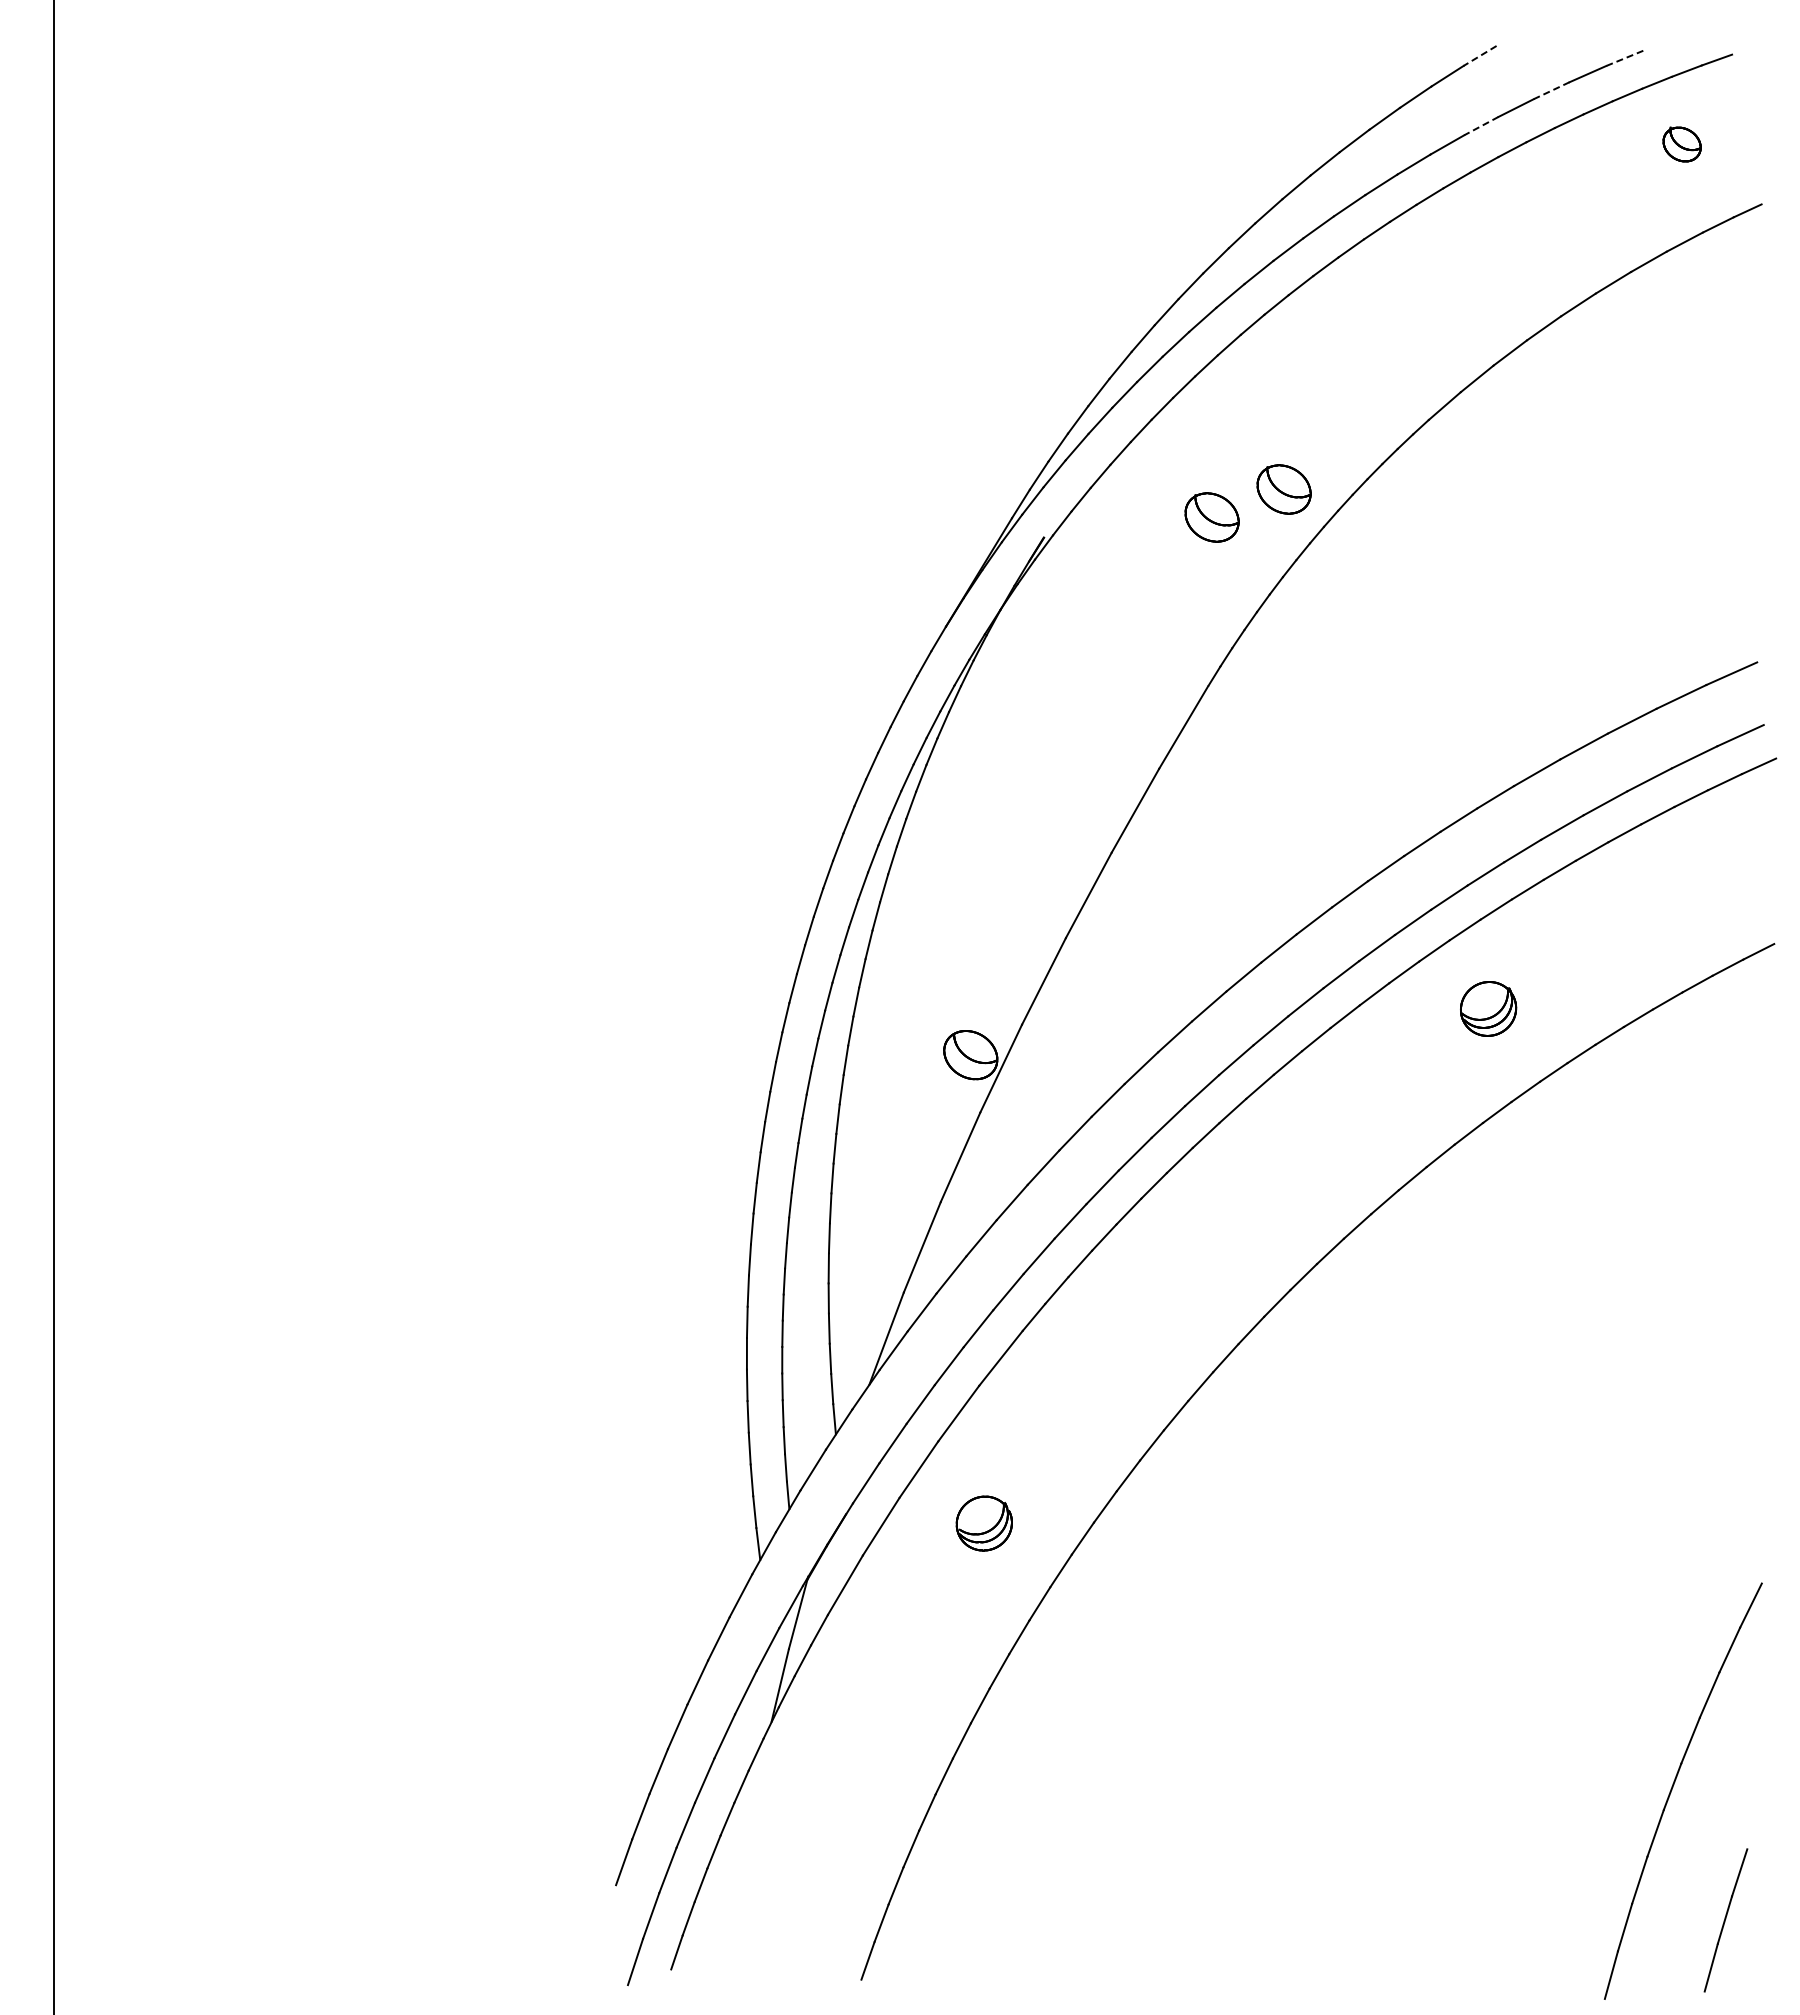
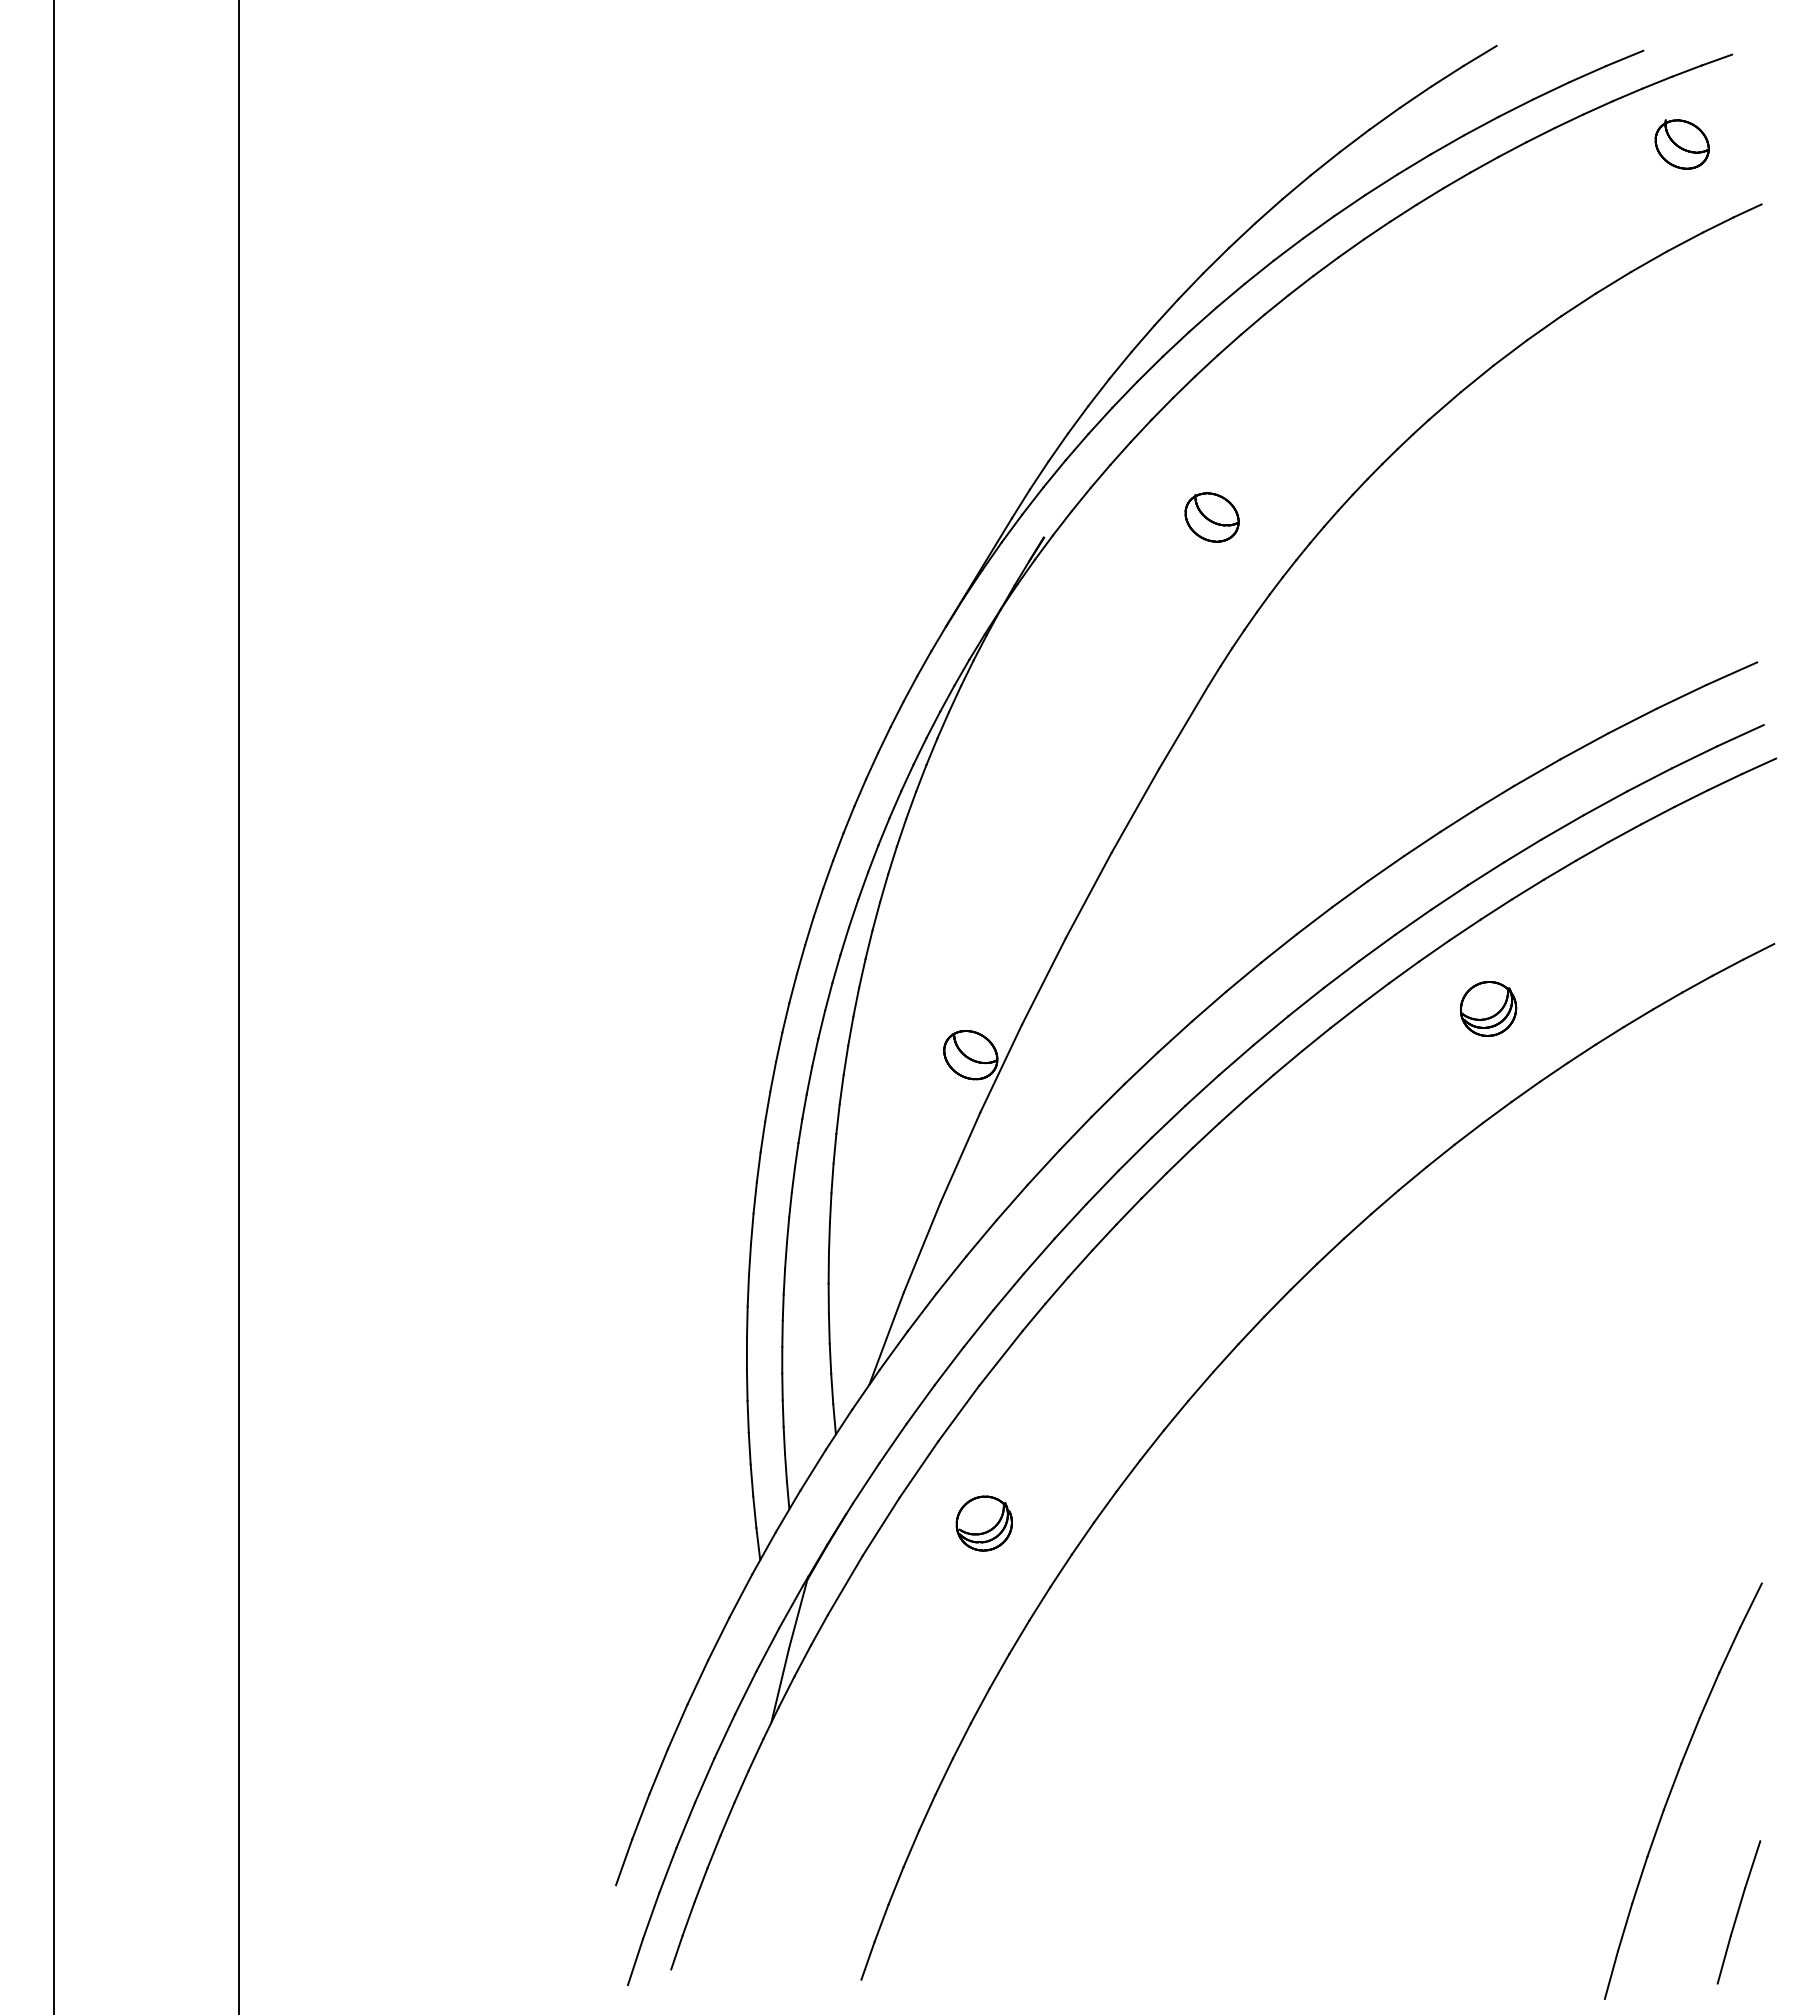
line: dashed -> solid (1479, 56)
line: dashed -> solid (1624, 58)
line: dashed -> solid (1551, 90)
line: dashed -> solid (1481, 126)
part size: 40x37 px -> 56x51 px (1681, 144)
part: present -> none (1283, 489)
line: none -> present (238, 1006)
part position: (1725, 1920) -> (1738, 1912) (1738, 1912)
